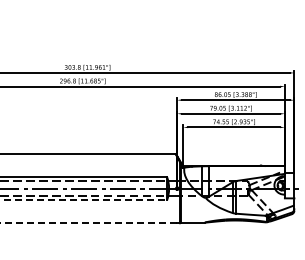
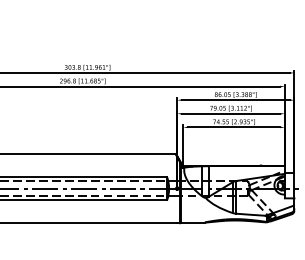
line: dashed -> solid (84, 200)
line: dashed -> solid (88, 223)
